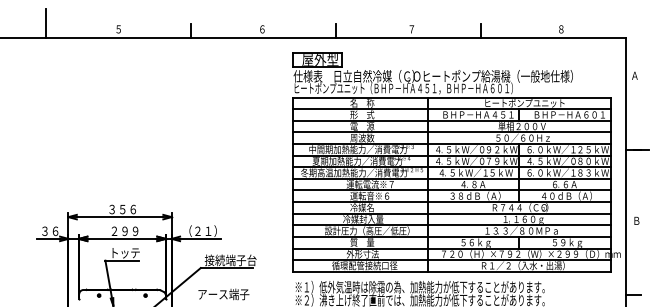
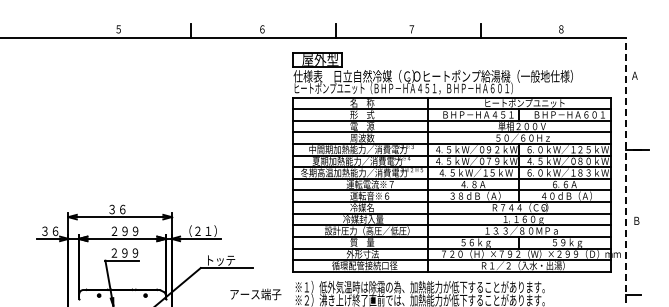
line: present -> none (45, 23)
line: solid -> dashed (626, 172)
text: ３５６ -> ３６ (128, 209)
text: トッテ -> ２９９ (125, 253)
text: 接続端子台 -> トッテ (230, 260)
text position: (223, 294) -> (255, 294) (255, 294)
